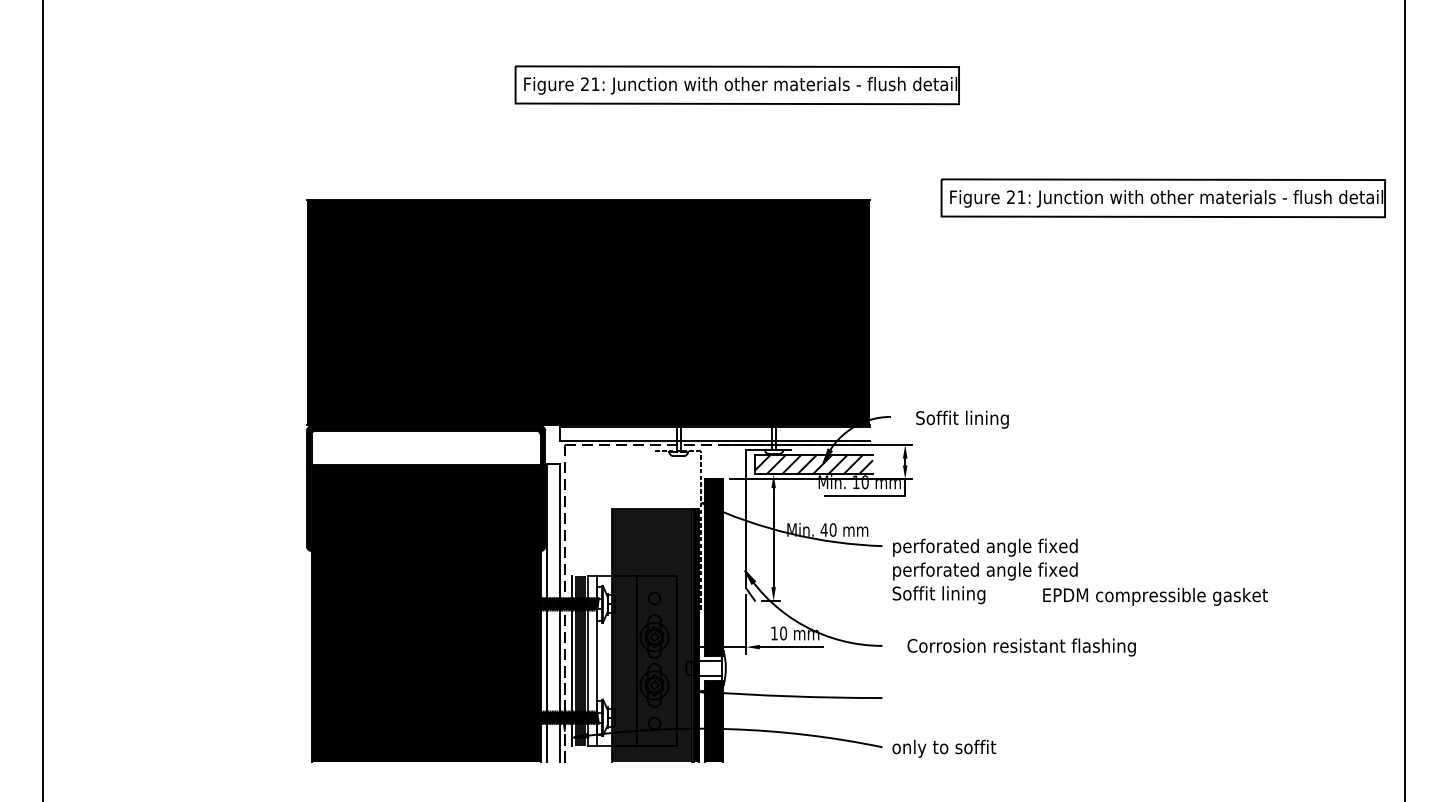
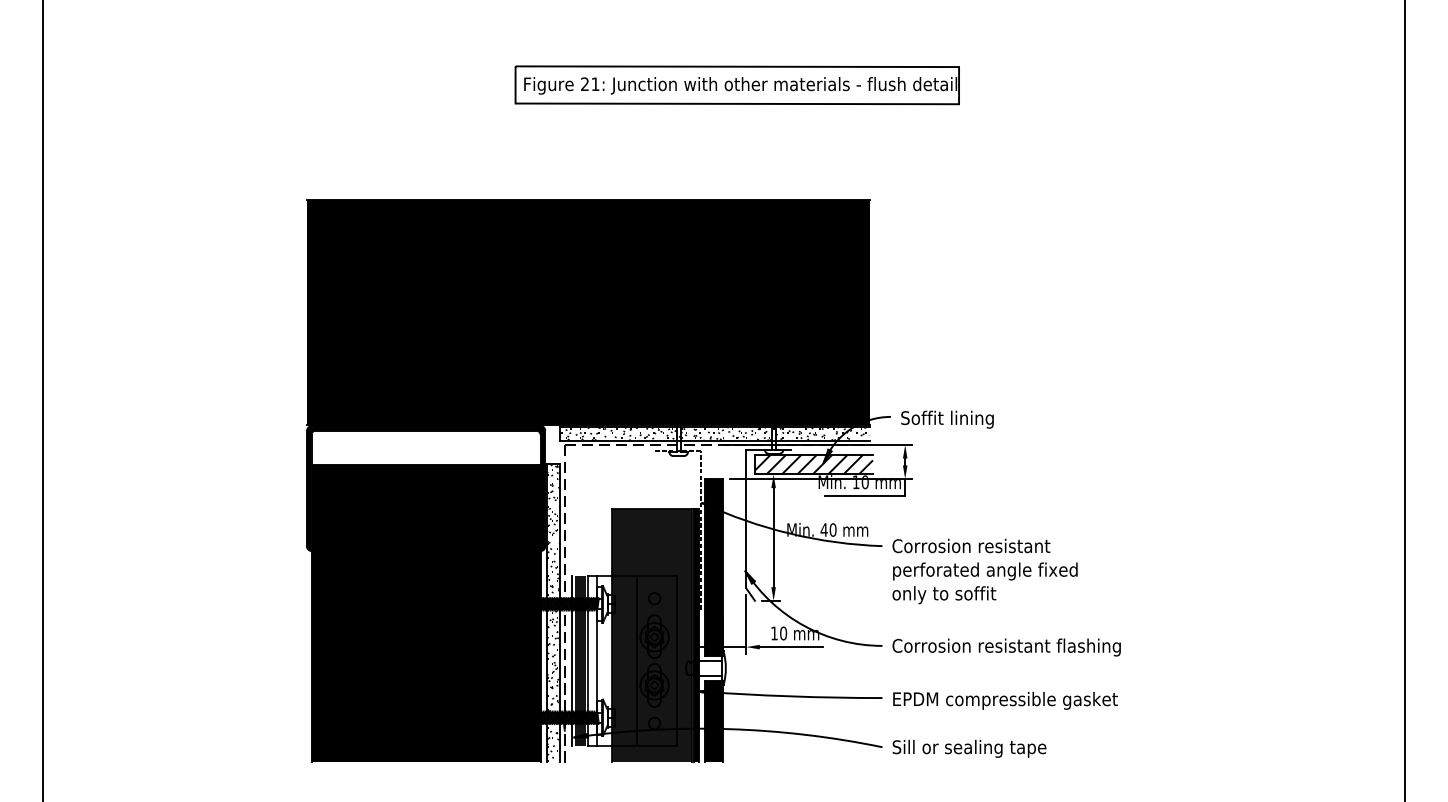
part: present -> none (1162, 198)
text position: (962, 419) -> (947, 419) (947, 419)
hatch: none -> present (714, 433)
text: perforated angle fixed -> Corrosion resistant (984, 547)
text: Soffit lining -> only to soffit (944, 595)
text position: (1155, 596) -> (1005, 700) (1005, 700)
hatch: none -> present (553, 612)
text position: (1021, 647) -> (1006, 647) (1006, 647)
text: only to soffit -> Sill or sealing tape (969, 748)
